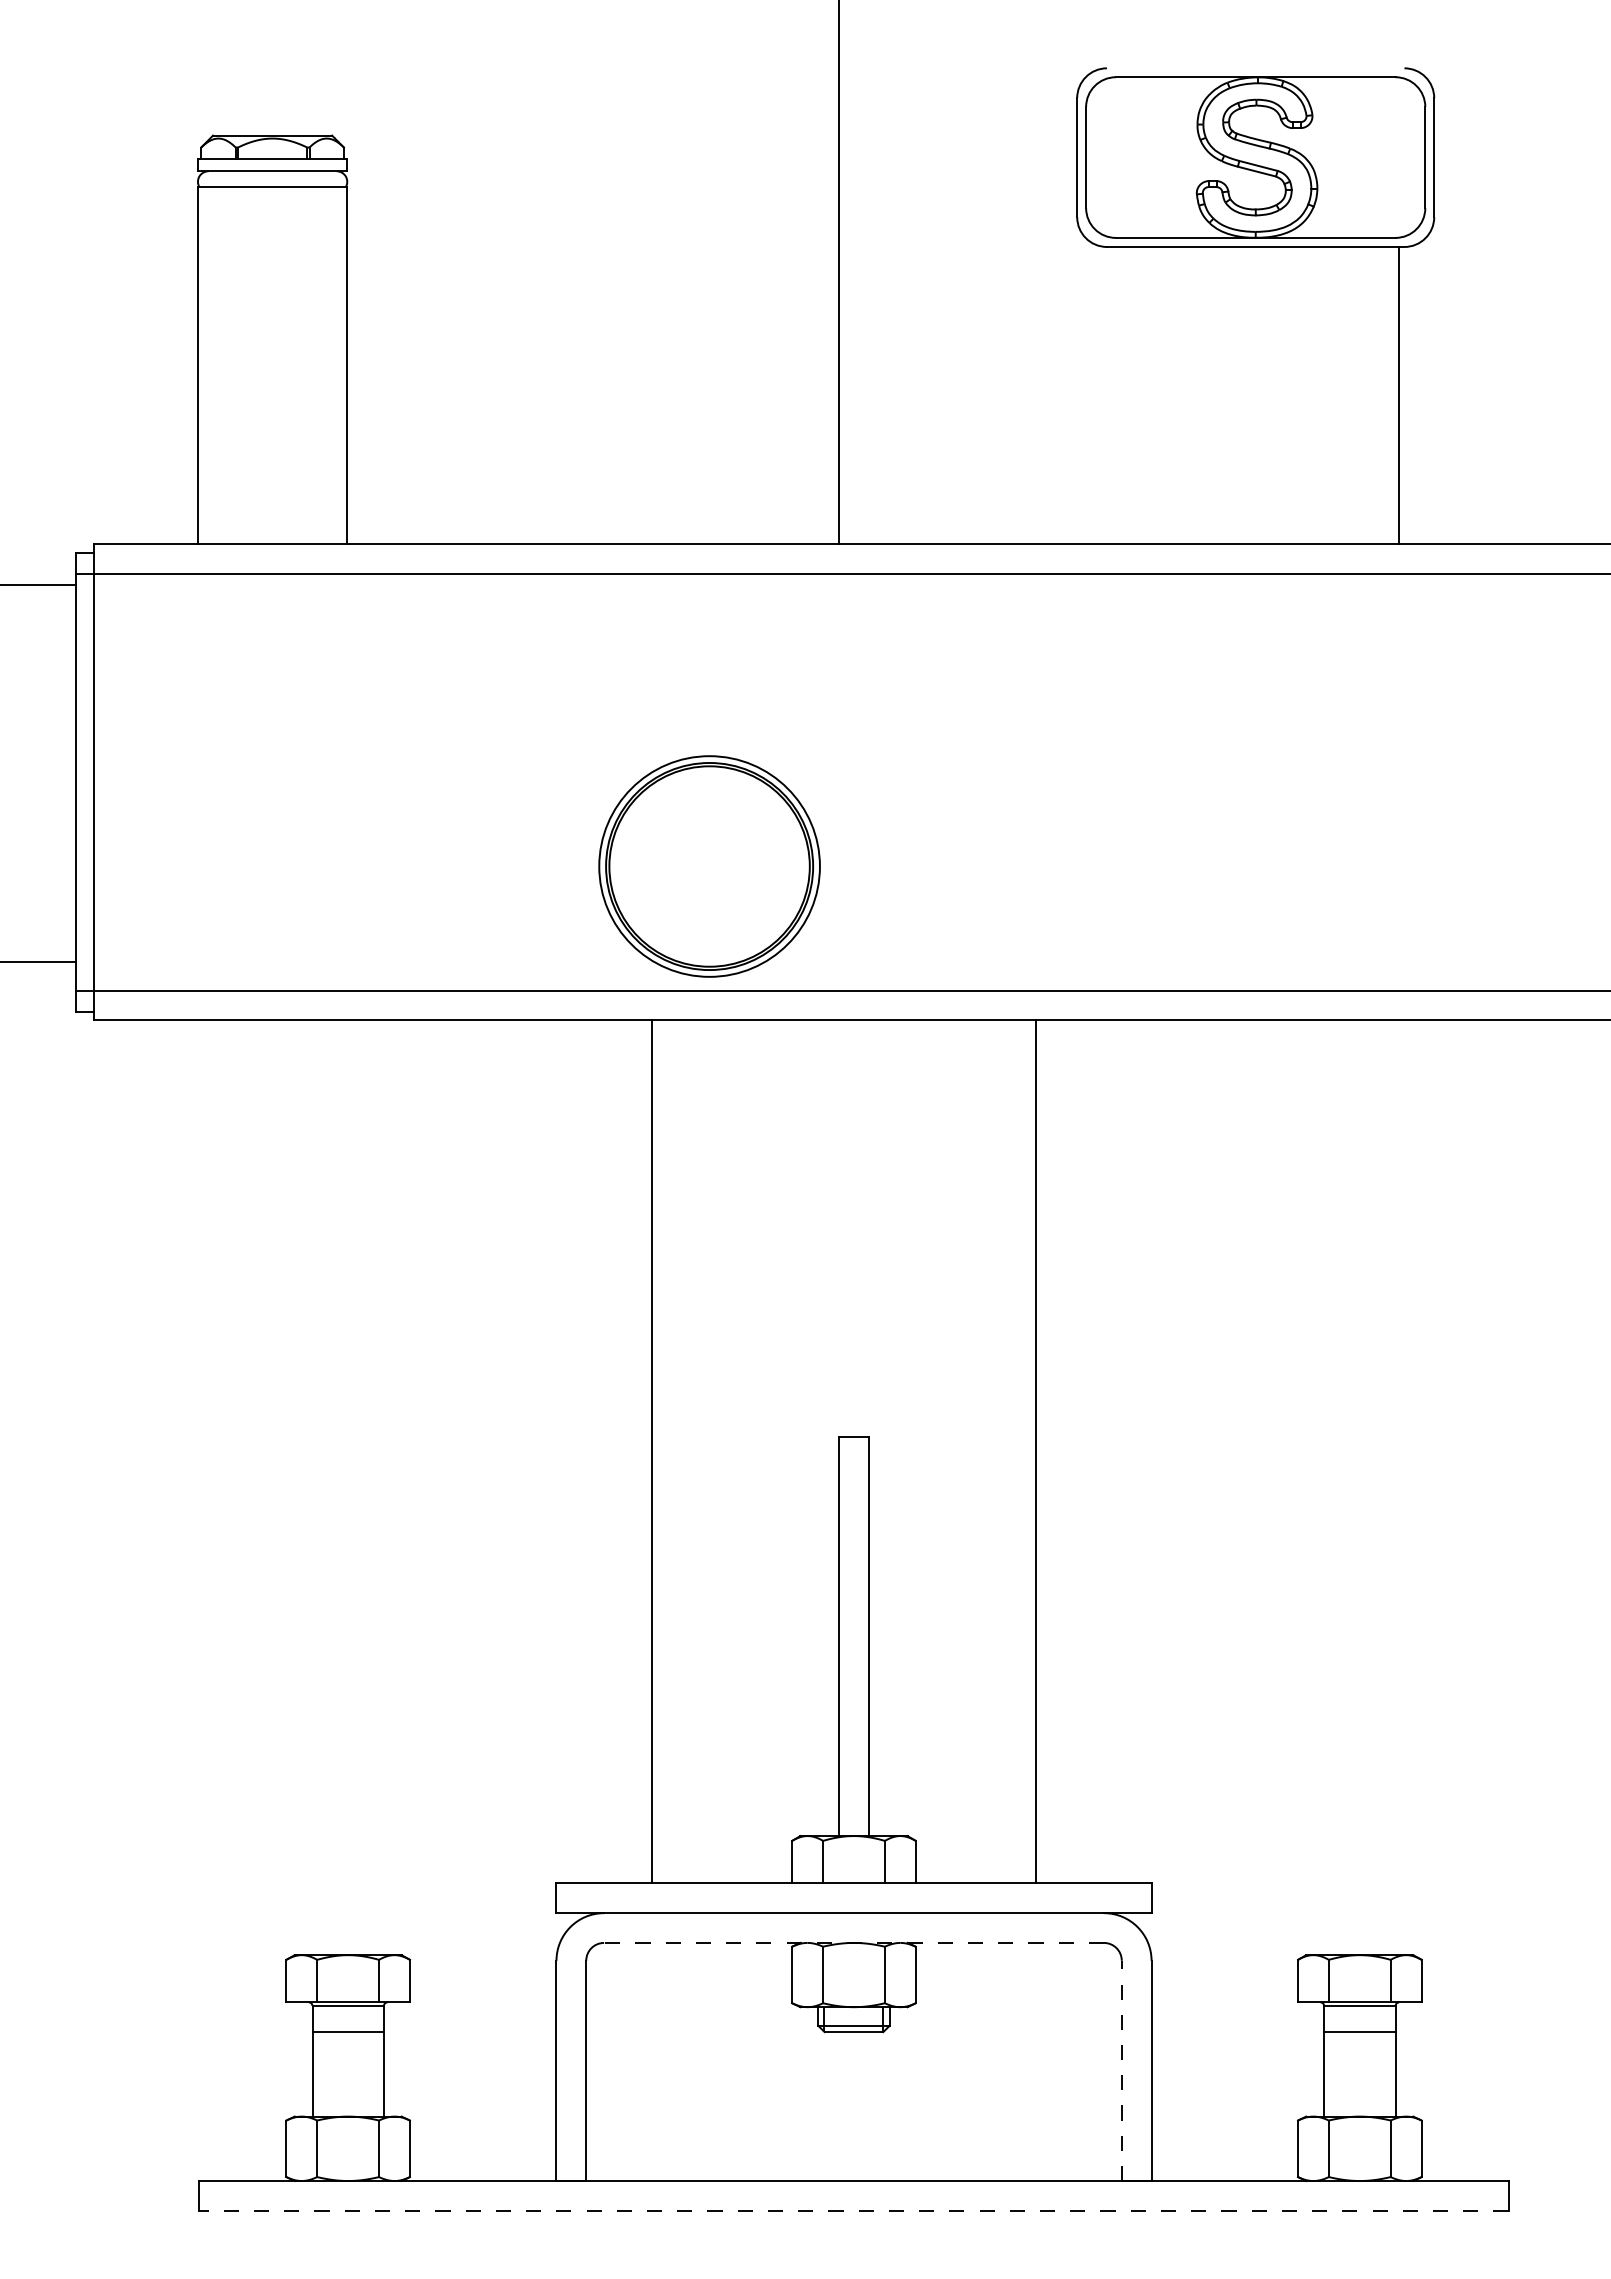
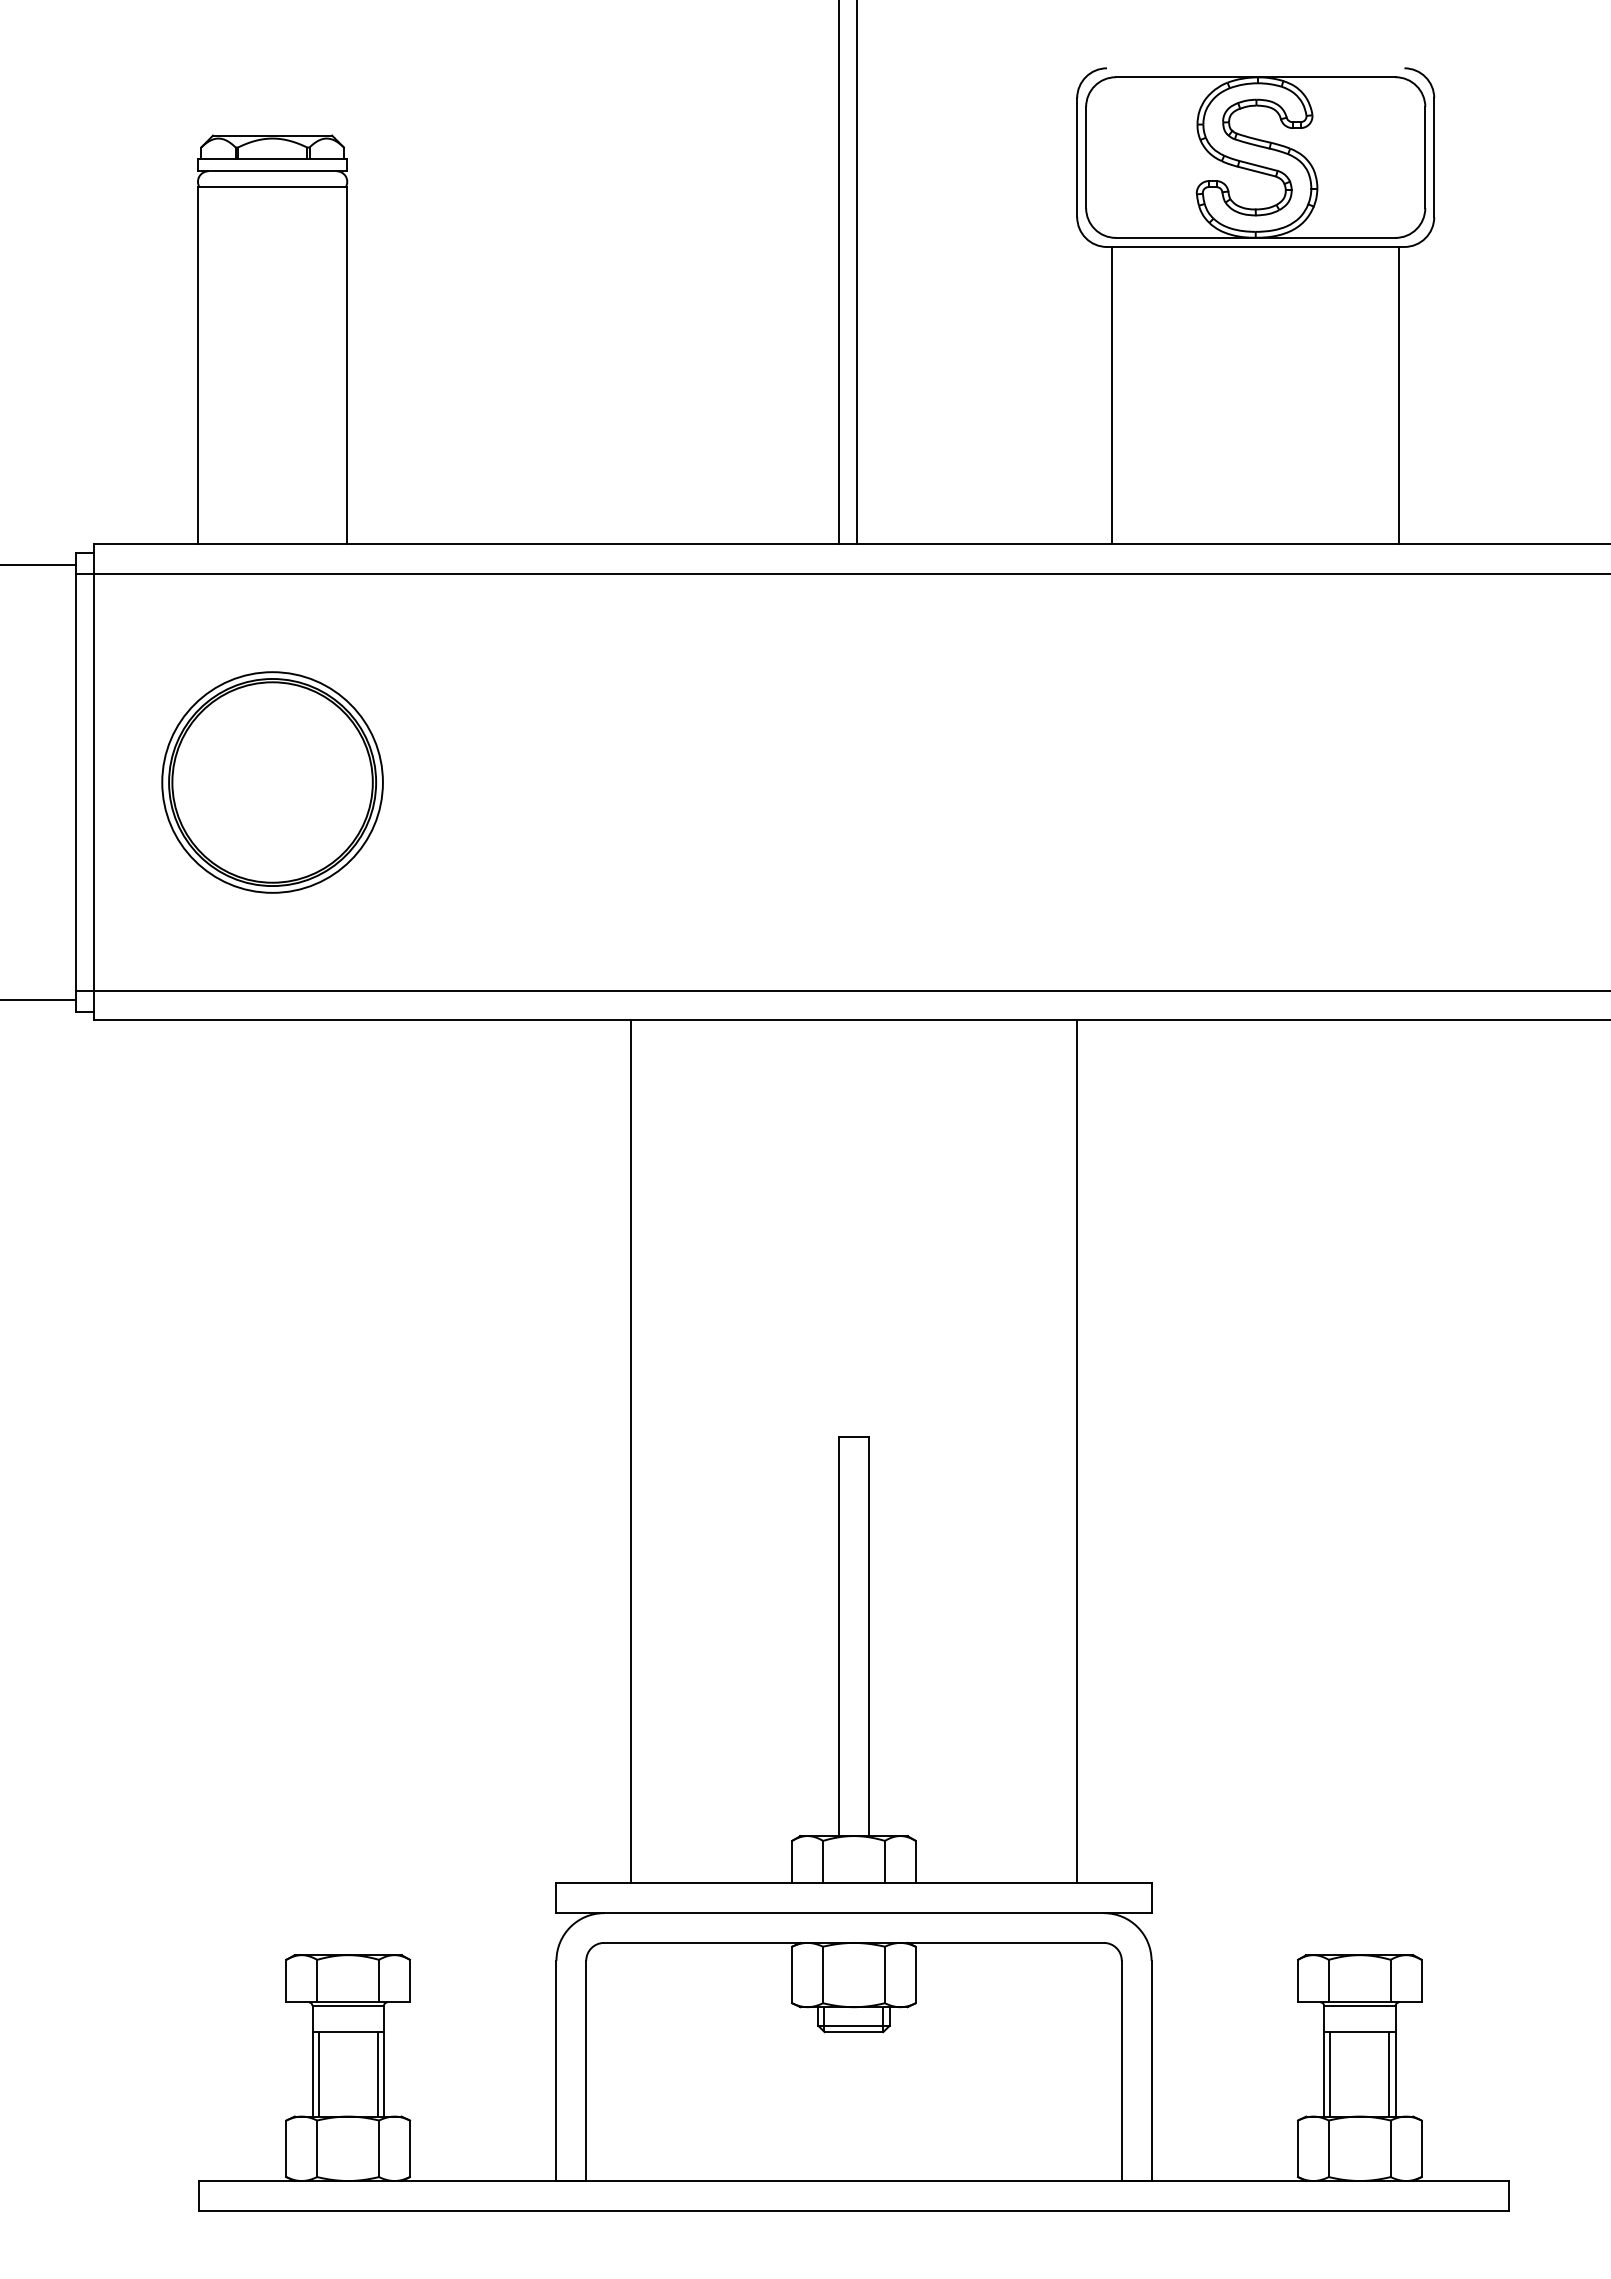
line: none -> present (856, 273)
line: none -> present (1111, 395)
line position: (39, 584) -> (39, 564) (39, 564)
part position: (709, 866) -> (272, 782) (272, 782)
line position: (39, 962) -> (39, 1000) (39, 1000)
line position: (651, 1451) -> (630, 1451) (630, 1451)
line position: (1036, 1451) -> (1077, 1451) (1077, 1451)
line: dashed -> solid (854, 1942)
line: dashed -> solid (1121, 2070)
line: none -> present (318, 2074)
line: none -> present (377, 2074)
line: none -> present (1330, 2074)
line: none -> present (1389, 2074)
line: dashed -> solid (854, 2210)
